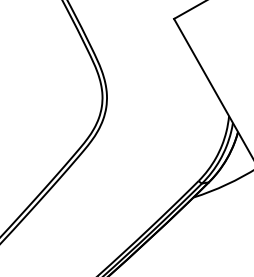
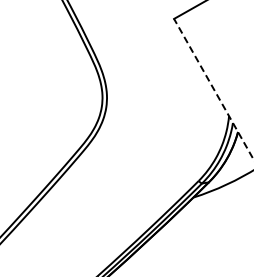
line: solid -> dashed (213, 89)
